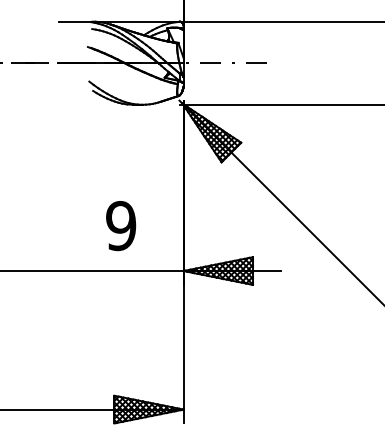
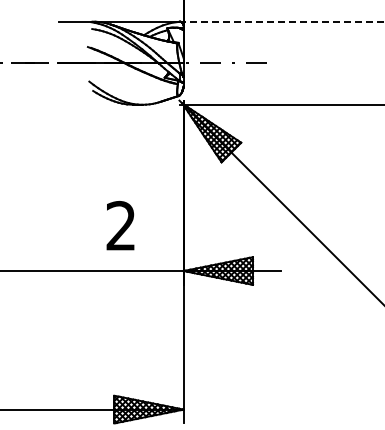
line: solid -> dashed (282, 21)
text: 9 -> 2 (121, 226)
